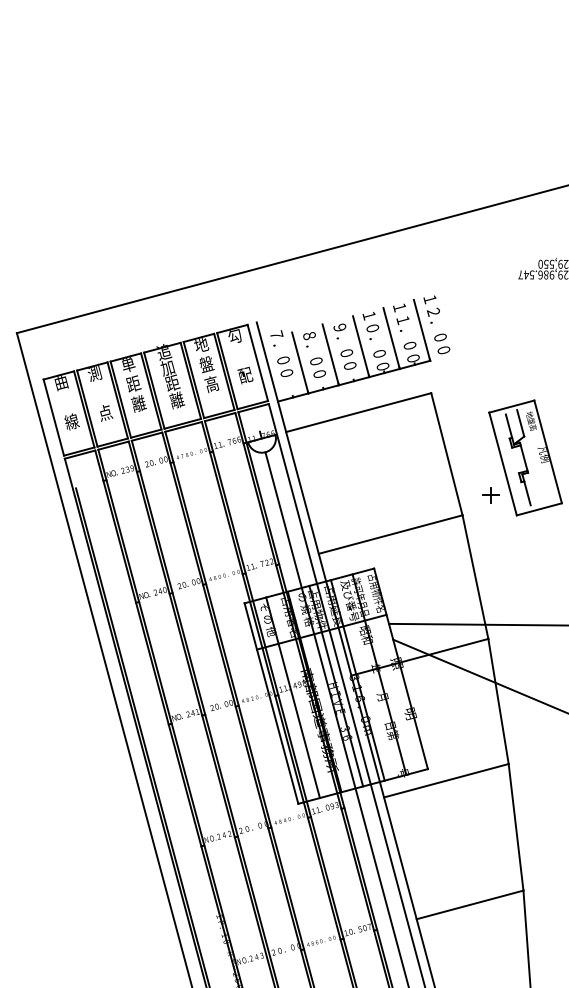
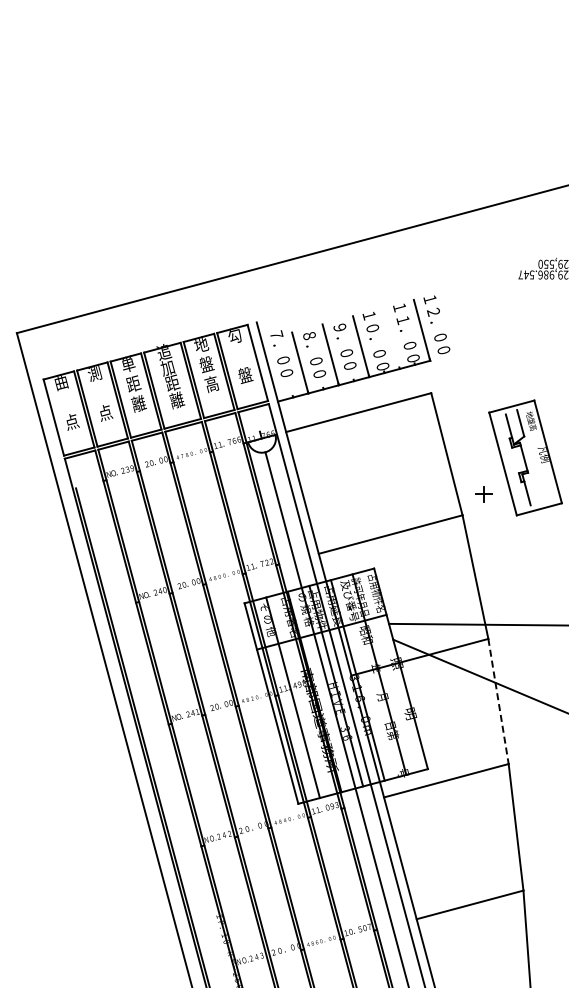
line: present -> none (391, 338)
text: 配 -> 盤 (245, 375)
text: 線 -> 点 (71, 421)
part position: (490, 495) -> (483, 494) (483, 494)
line: solid -> dashed (498, 701)
